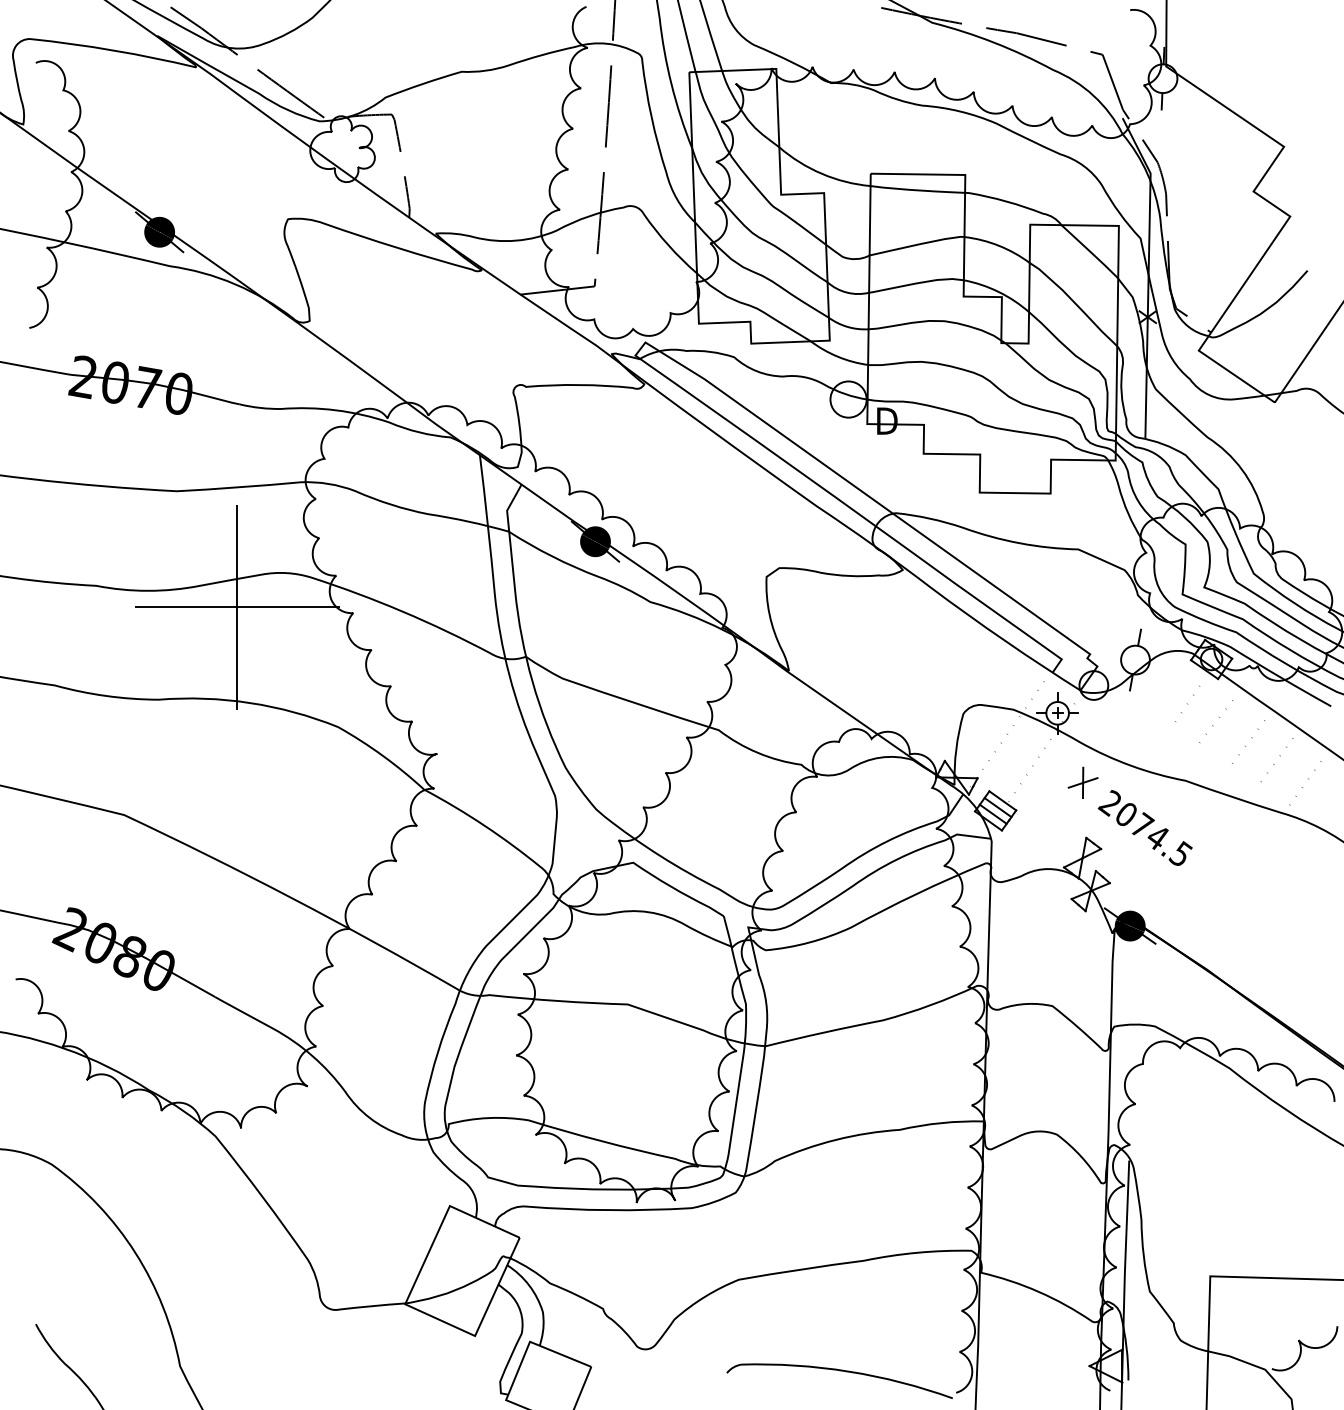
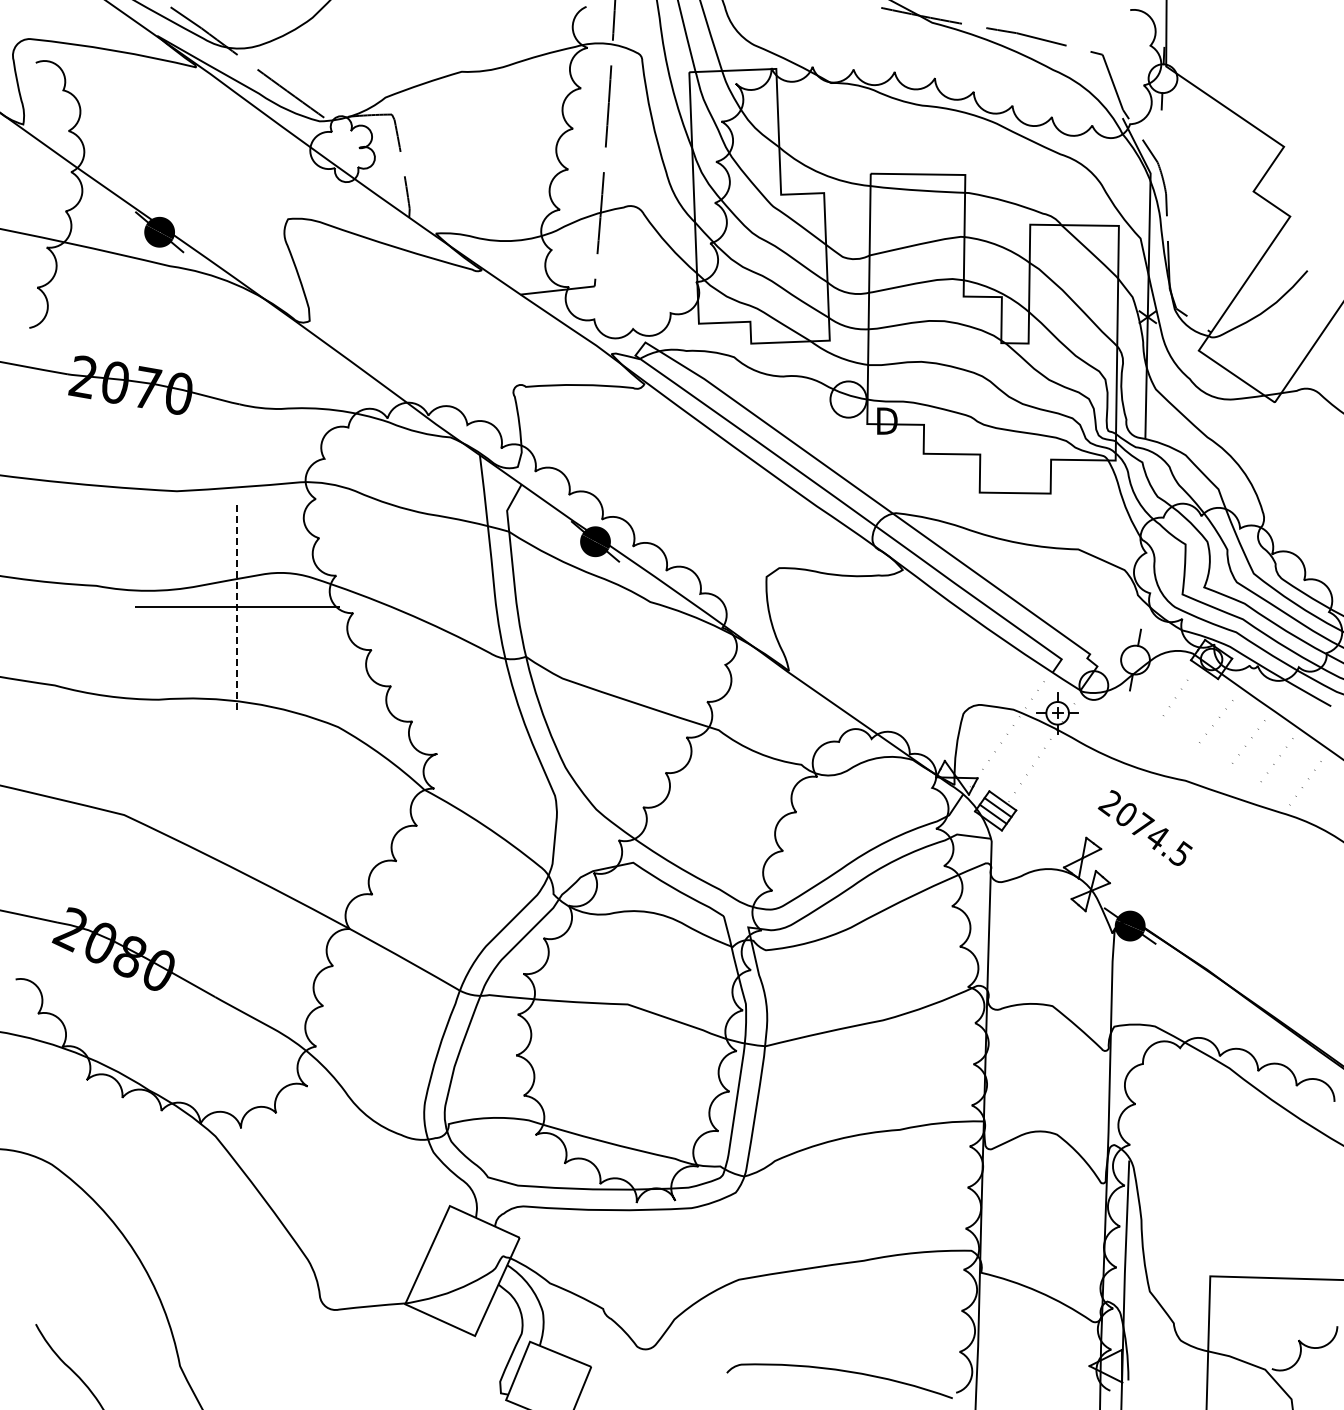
line: solid -> dashed (237, 607)
line position: (1187, 703) -> (1175, 697) (1175, 697)
part: present -> none (1082, 782)
